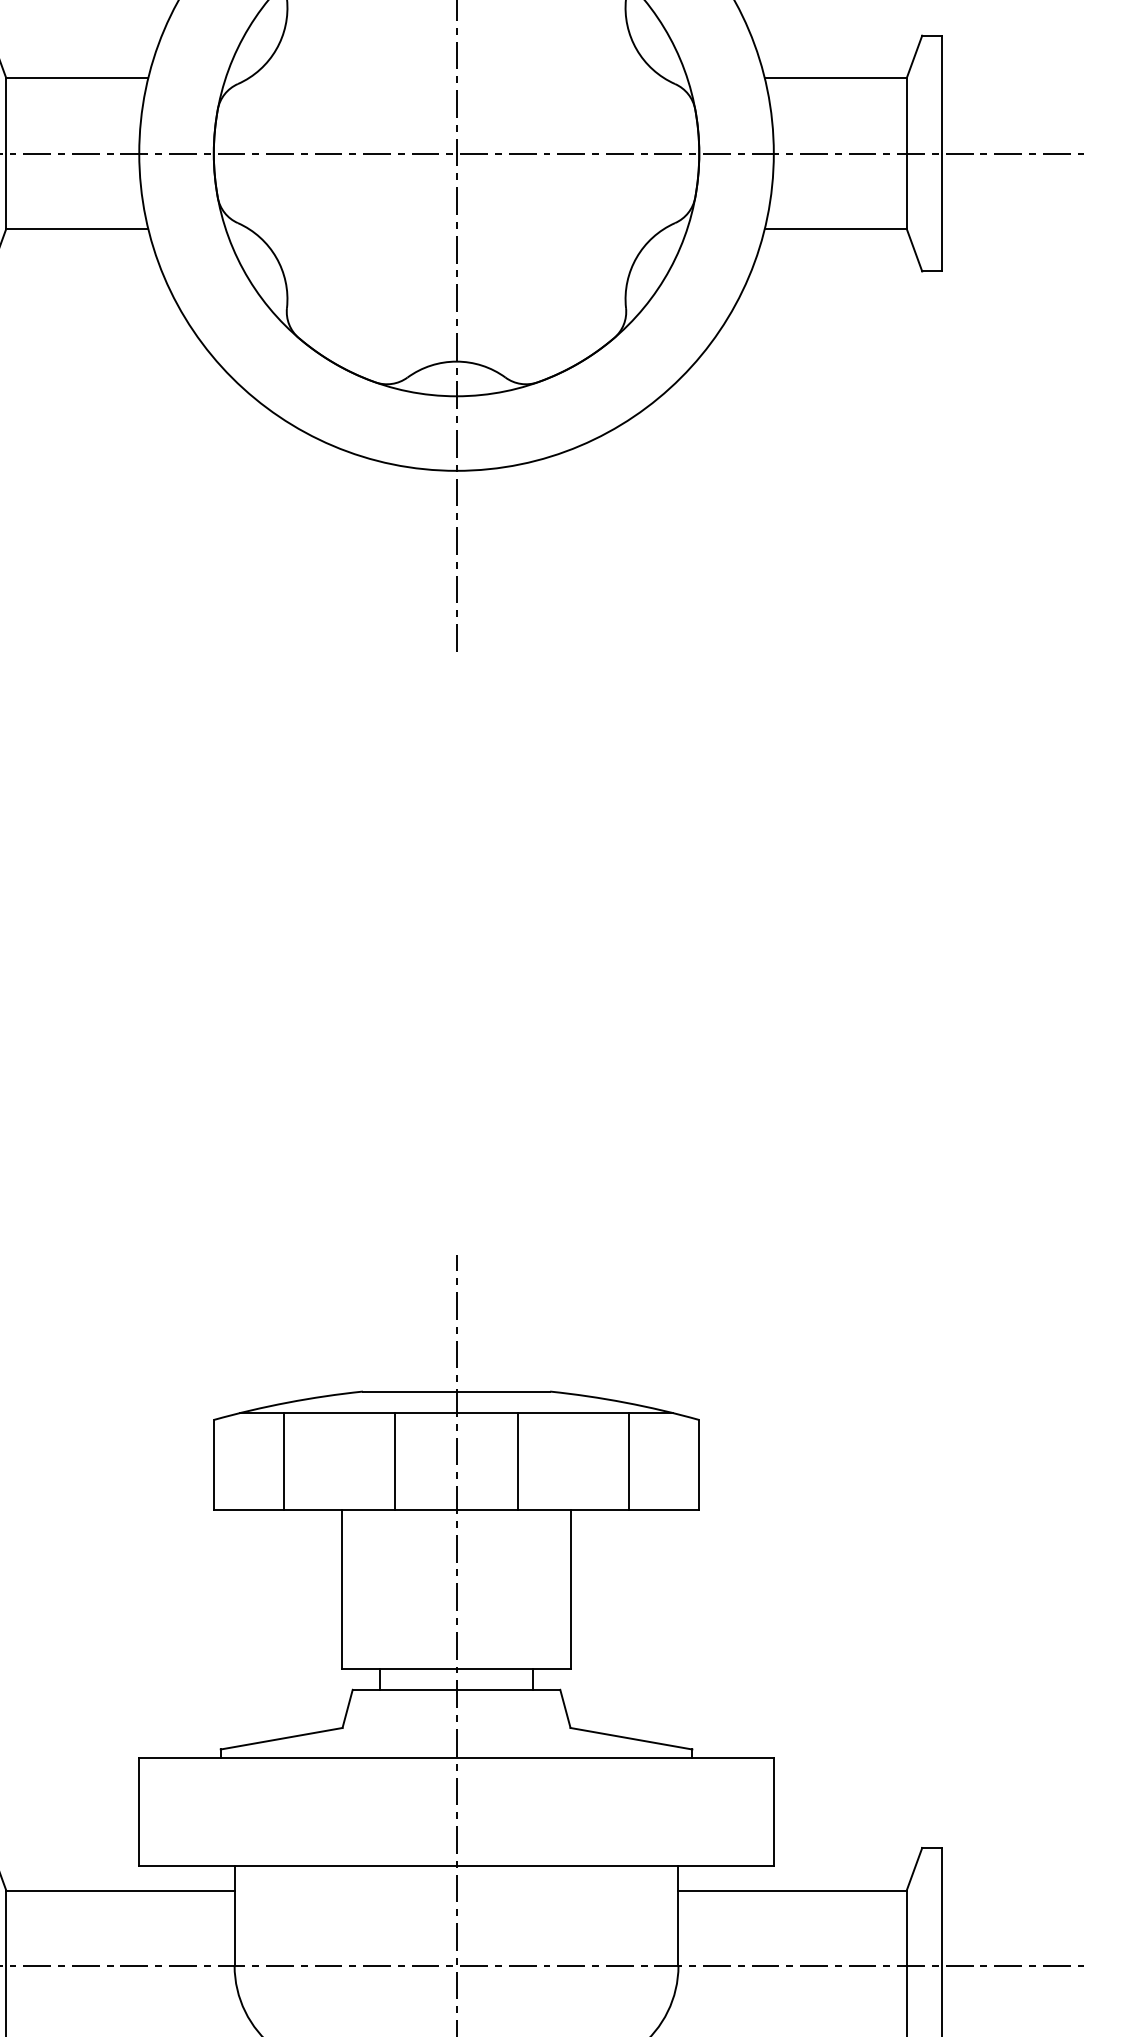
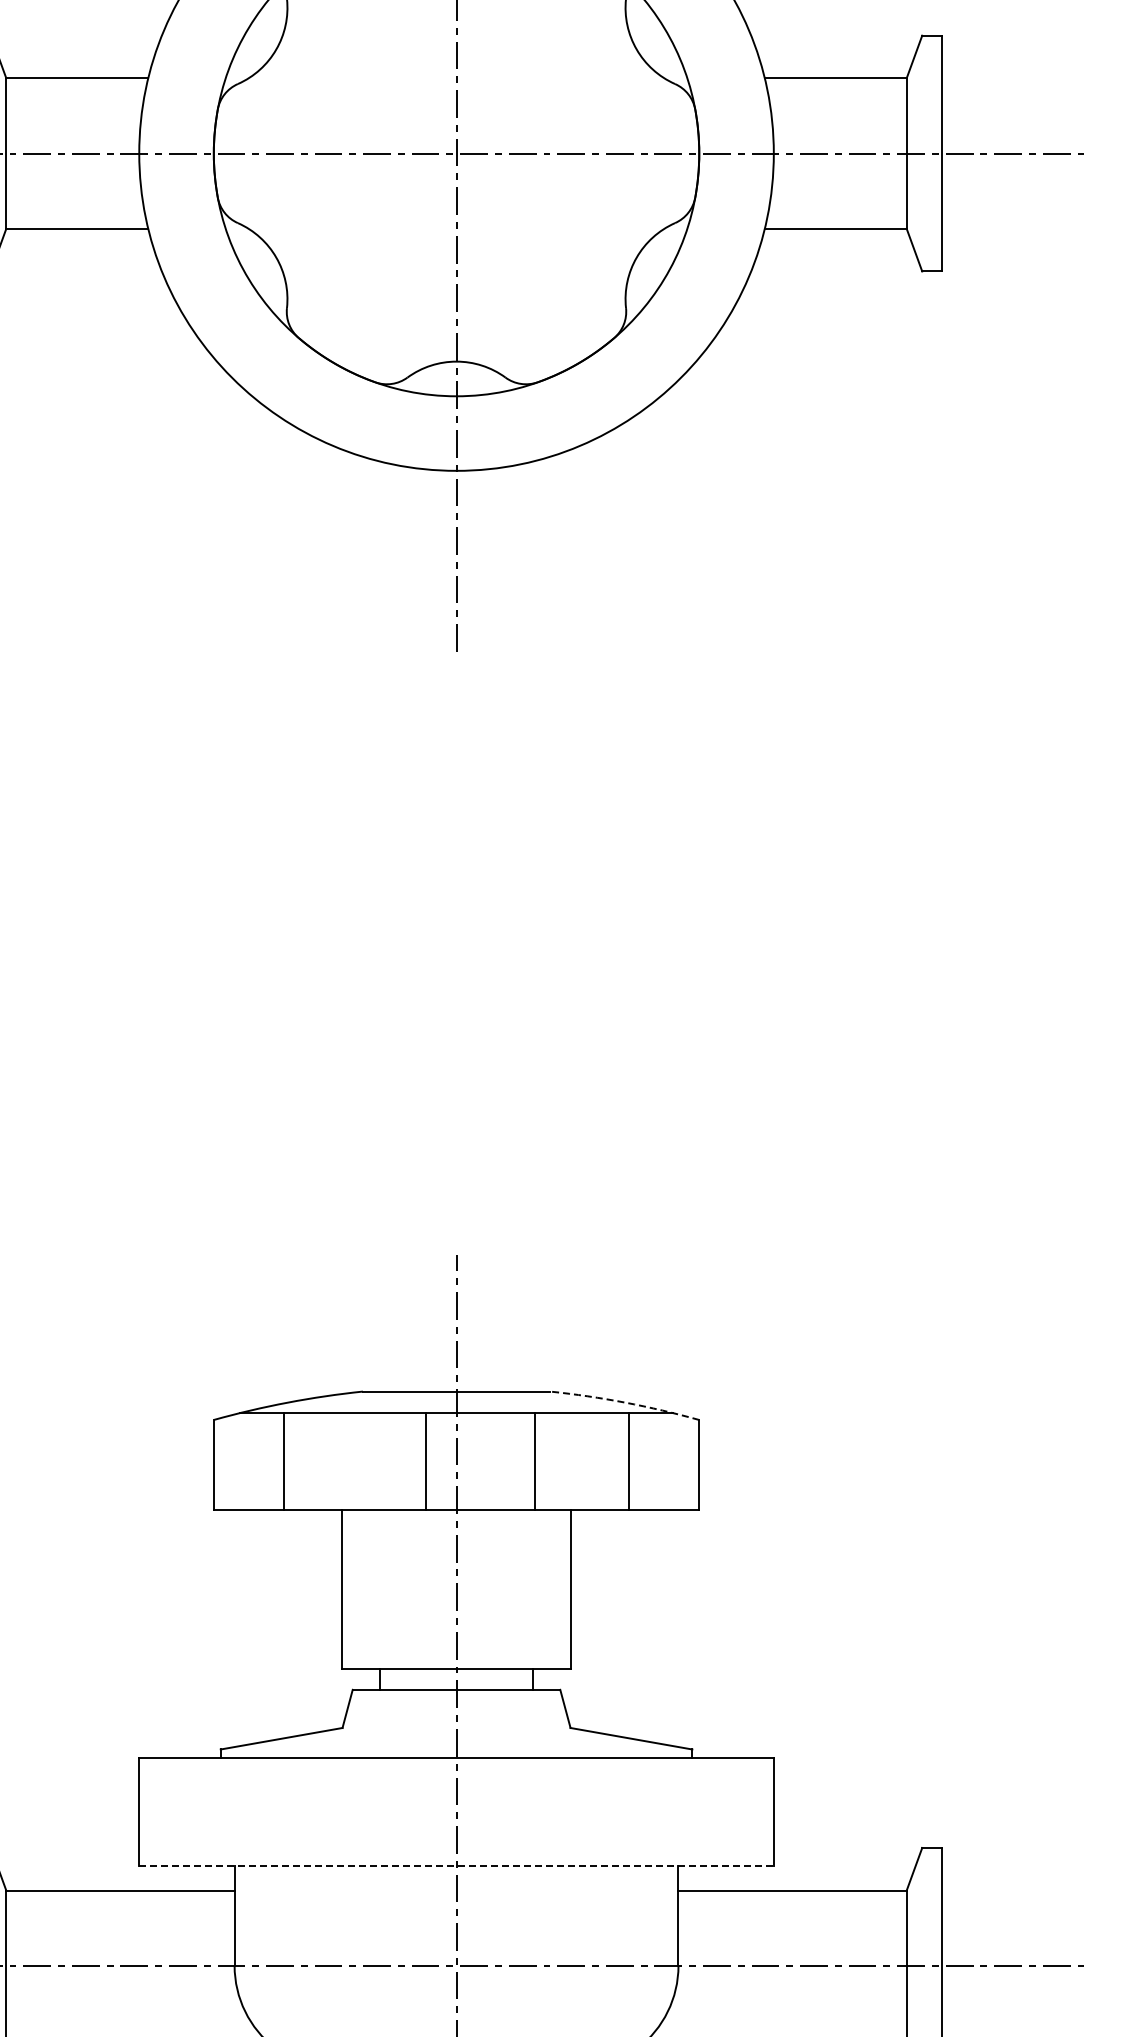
arc: solid -> dashed (625, 1402)
line position: (395, 1461) -> (426, 1461) (426, 1461)
line position: (517, 1461) -> (534, 1461) (534, 1461)
line: solid -> dashed (457, 1865)
